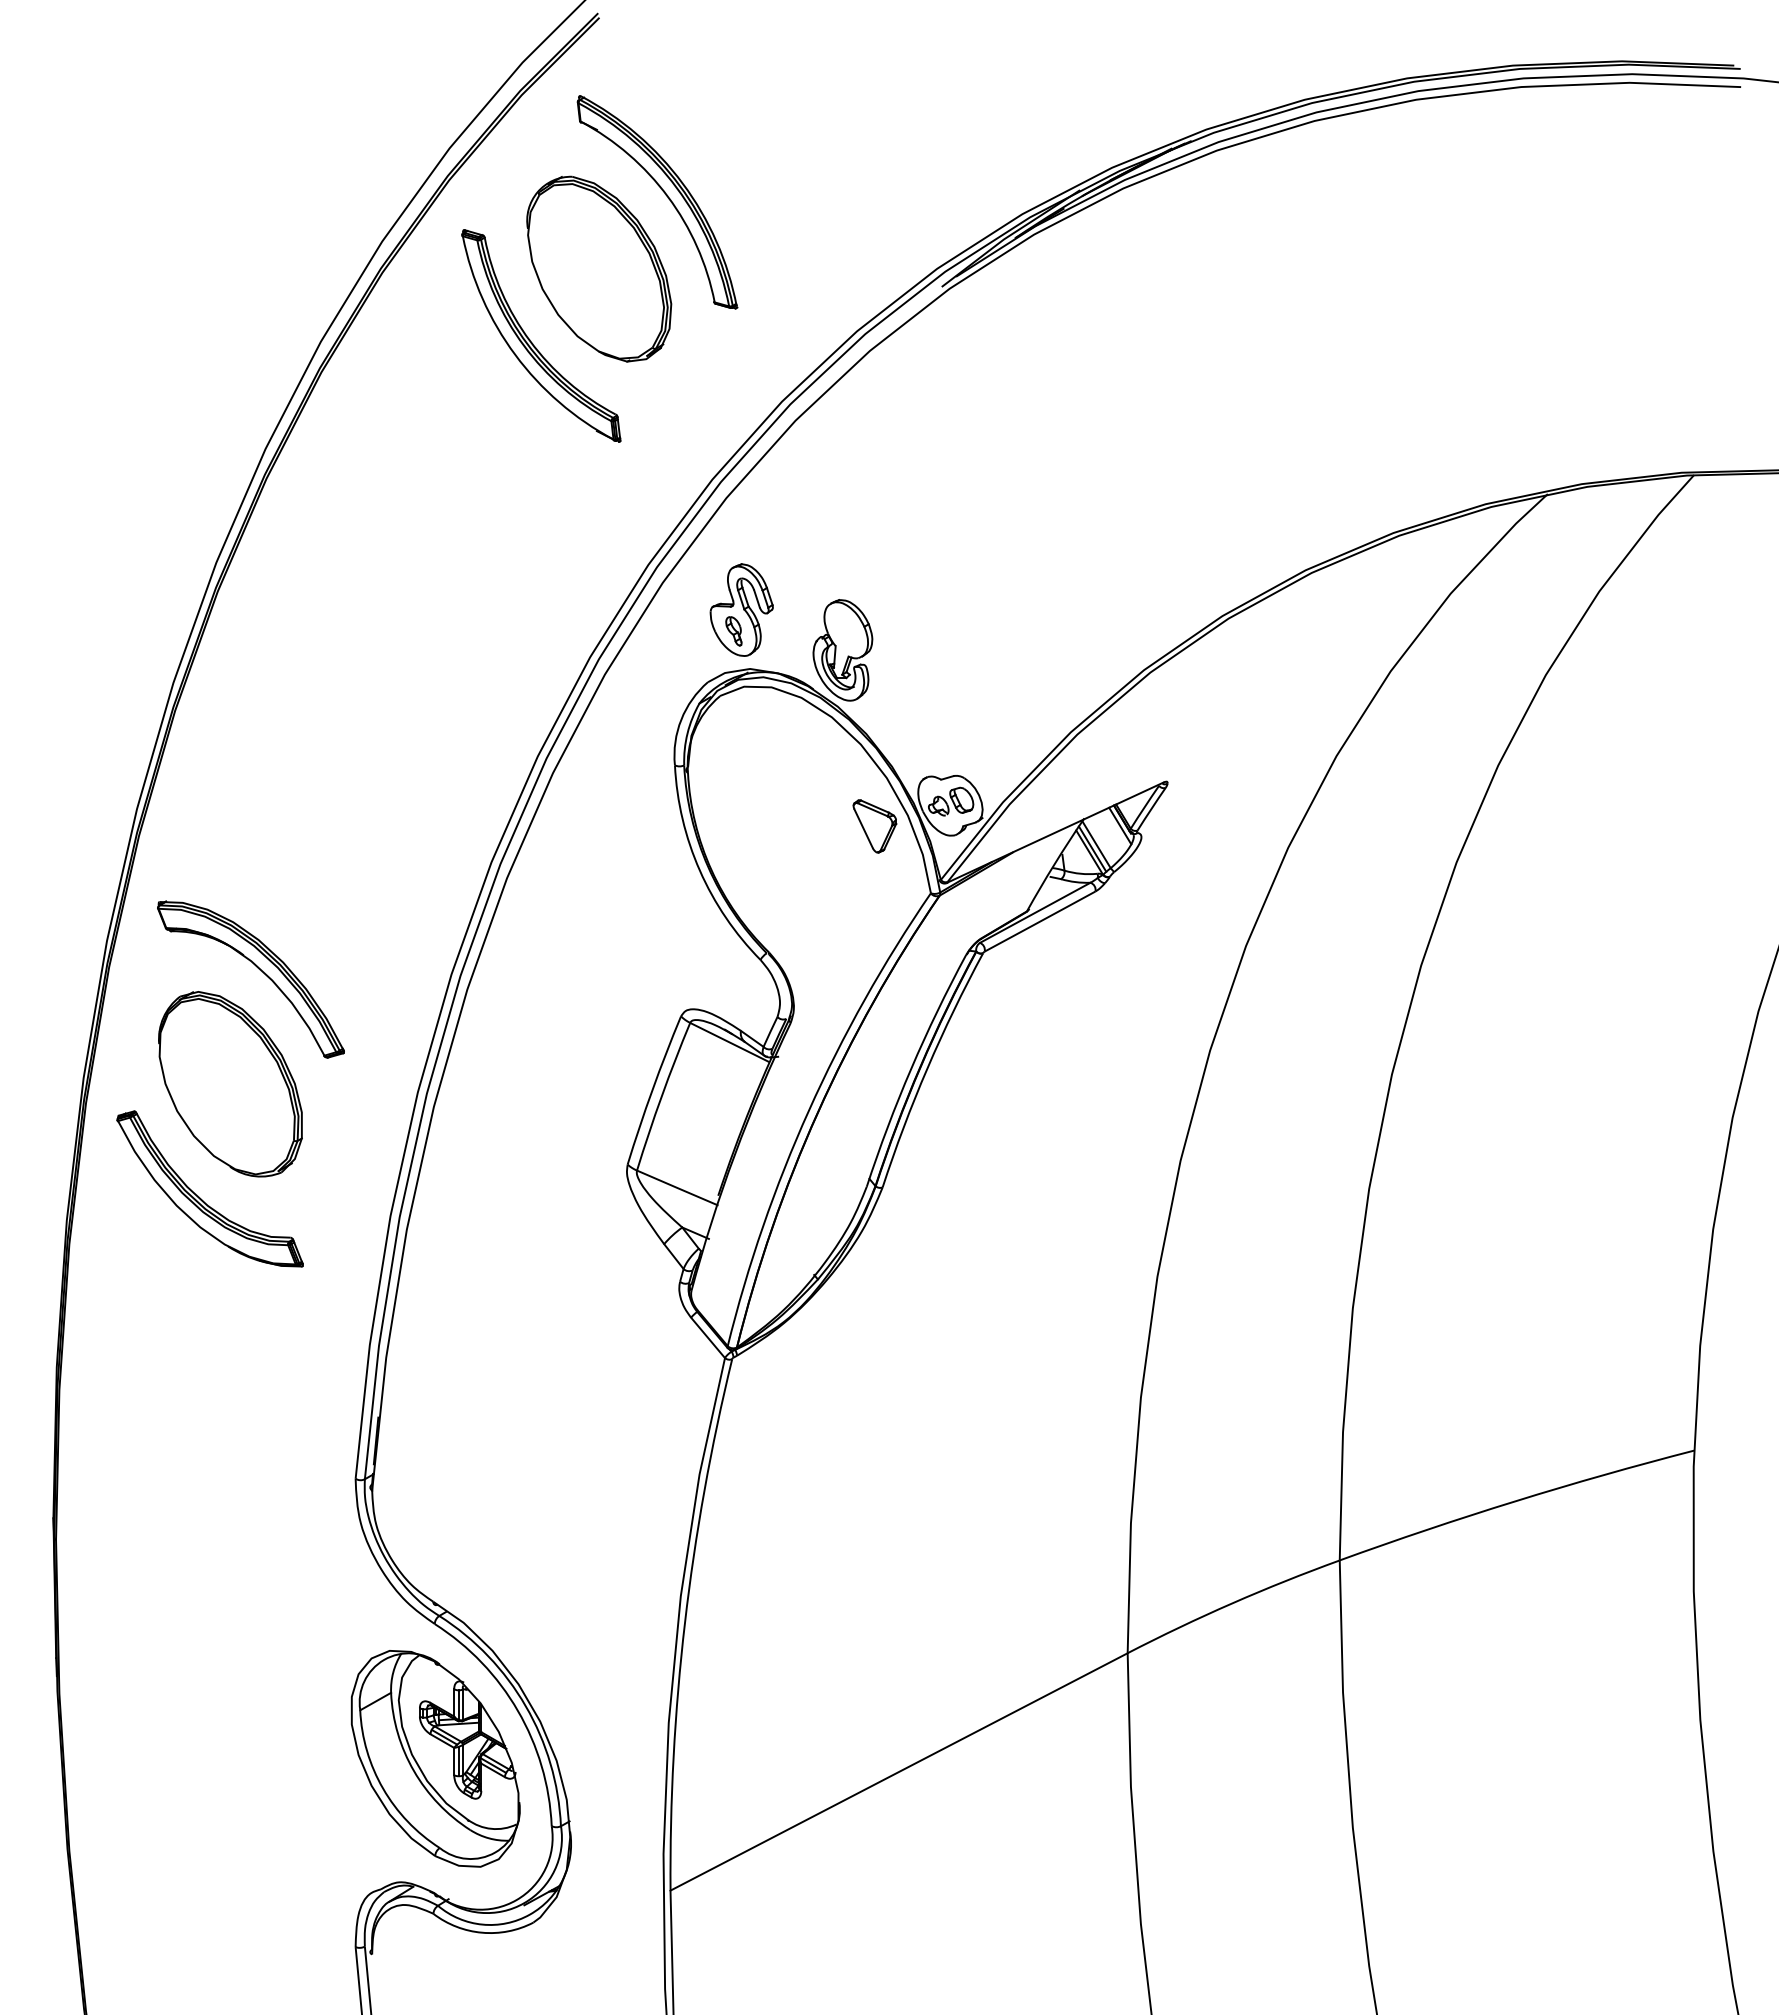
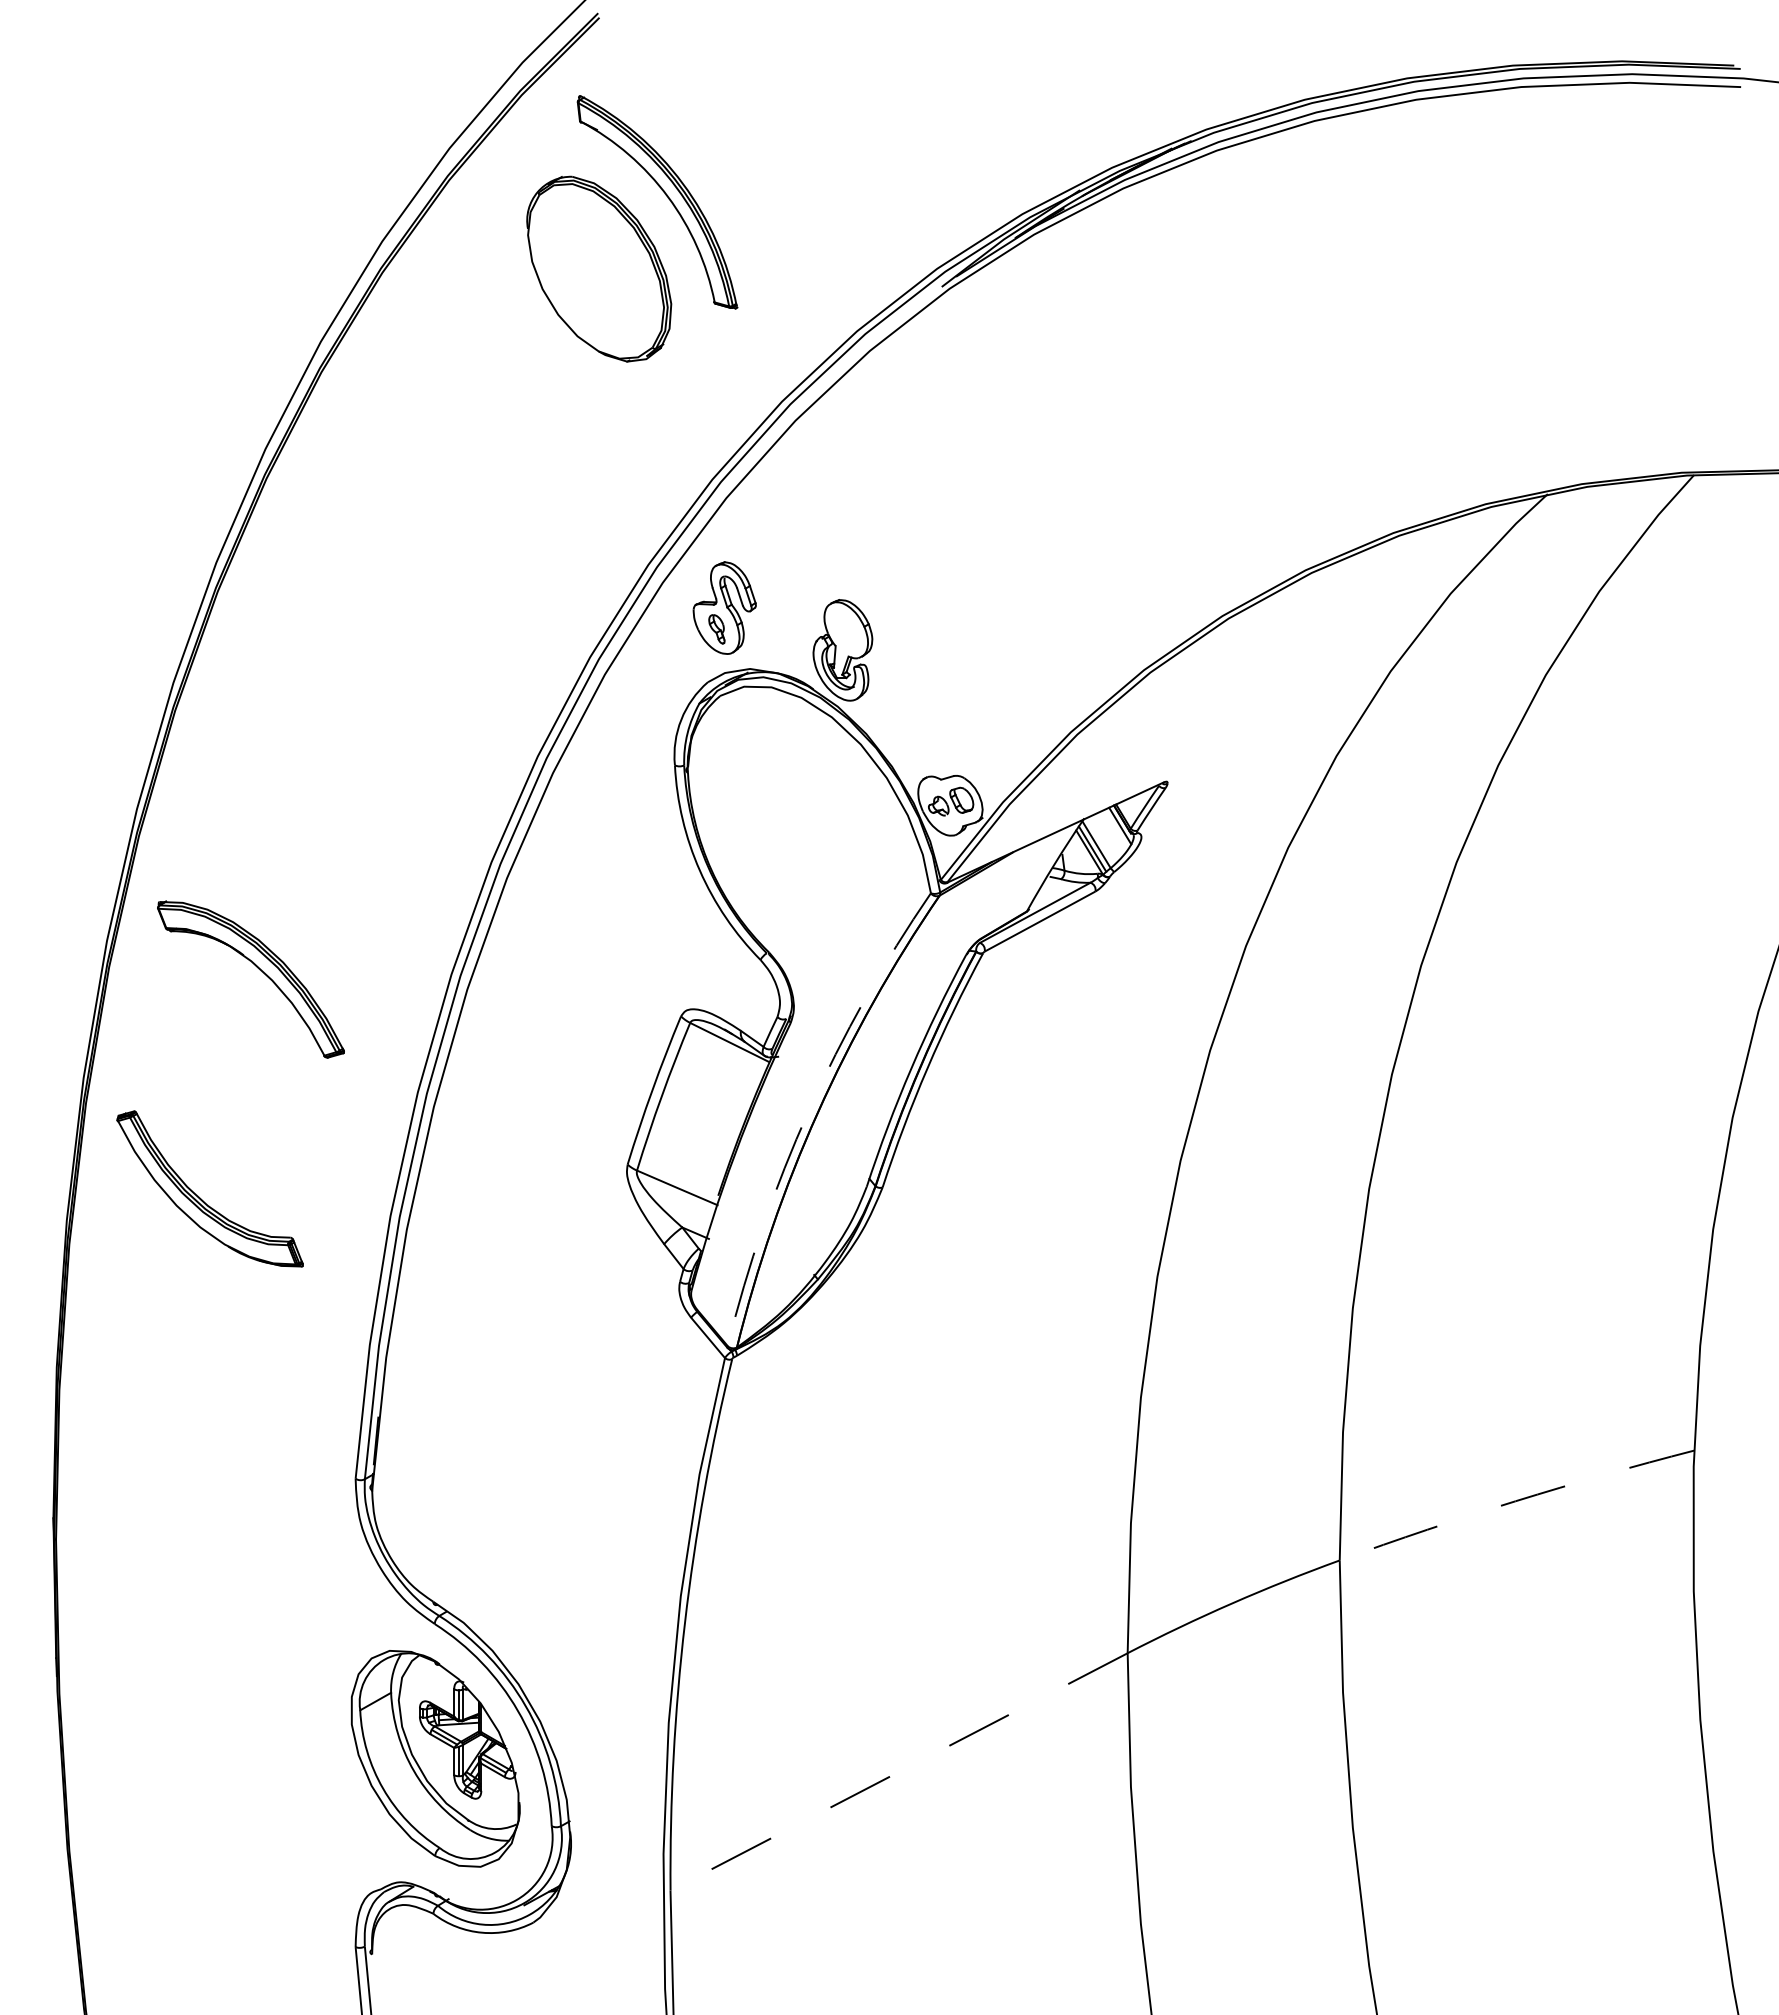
part: present -> none (533, 343)
part position: (741, 609) -> (724, 607) (724, 607)
part: present -> none (874, 826)
part: present -> none (230, 1084)
arc: solid -> dashed (808, 1110)
arc: solid -> dashed (1515, 1501)
line: solid -> dashed (899, 1771)
